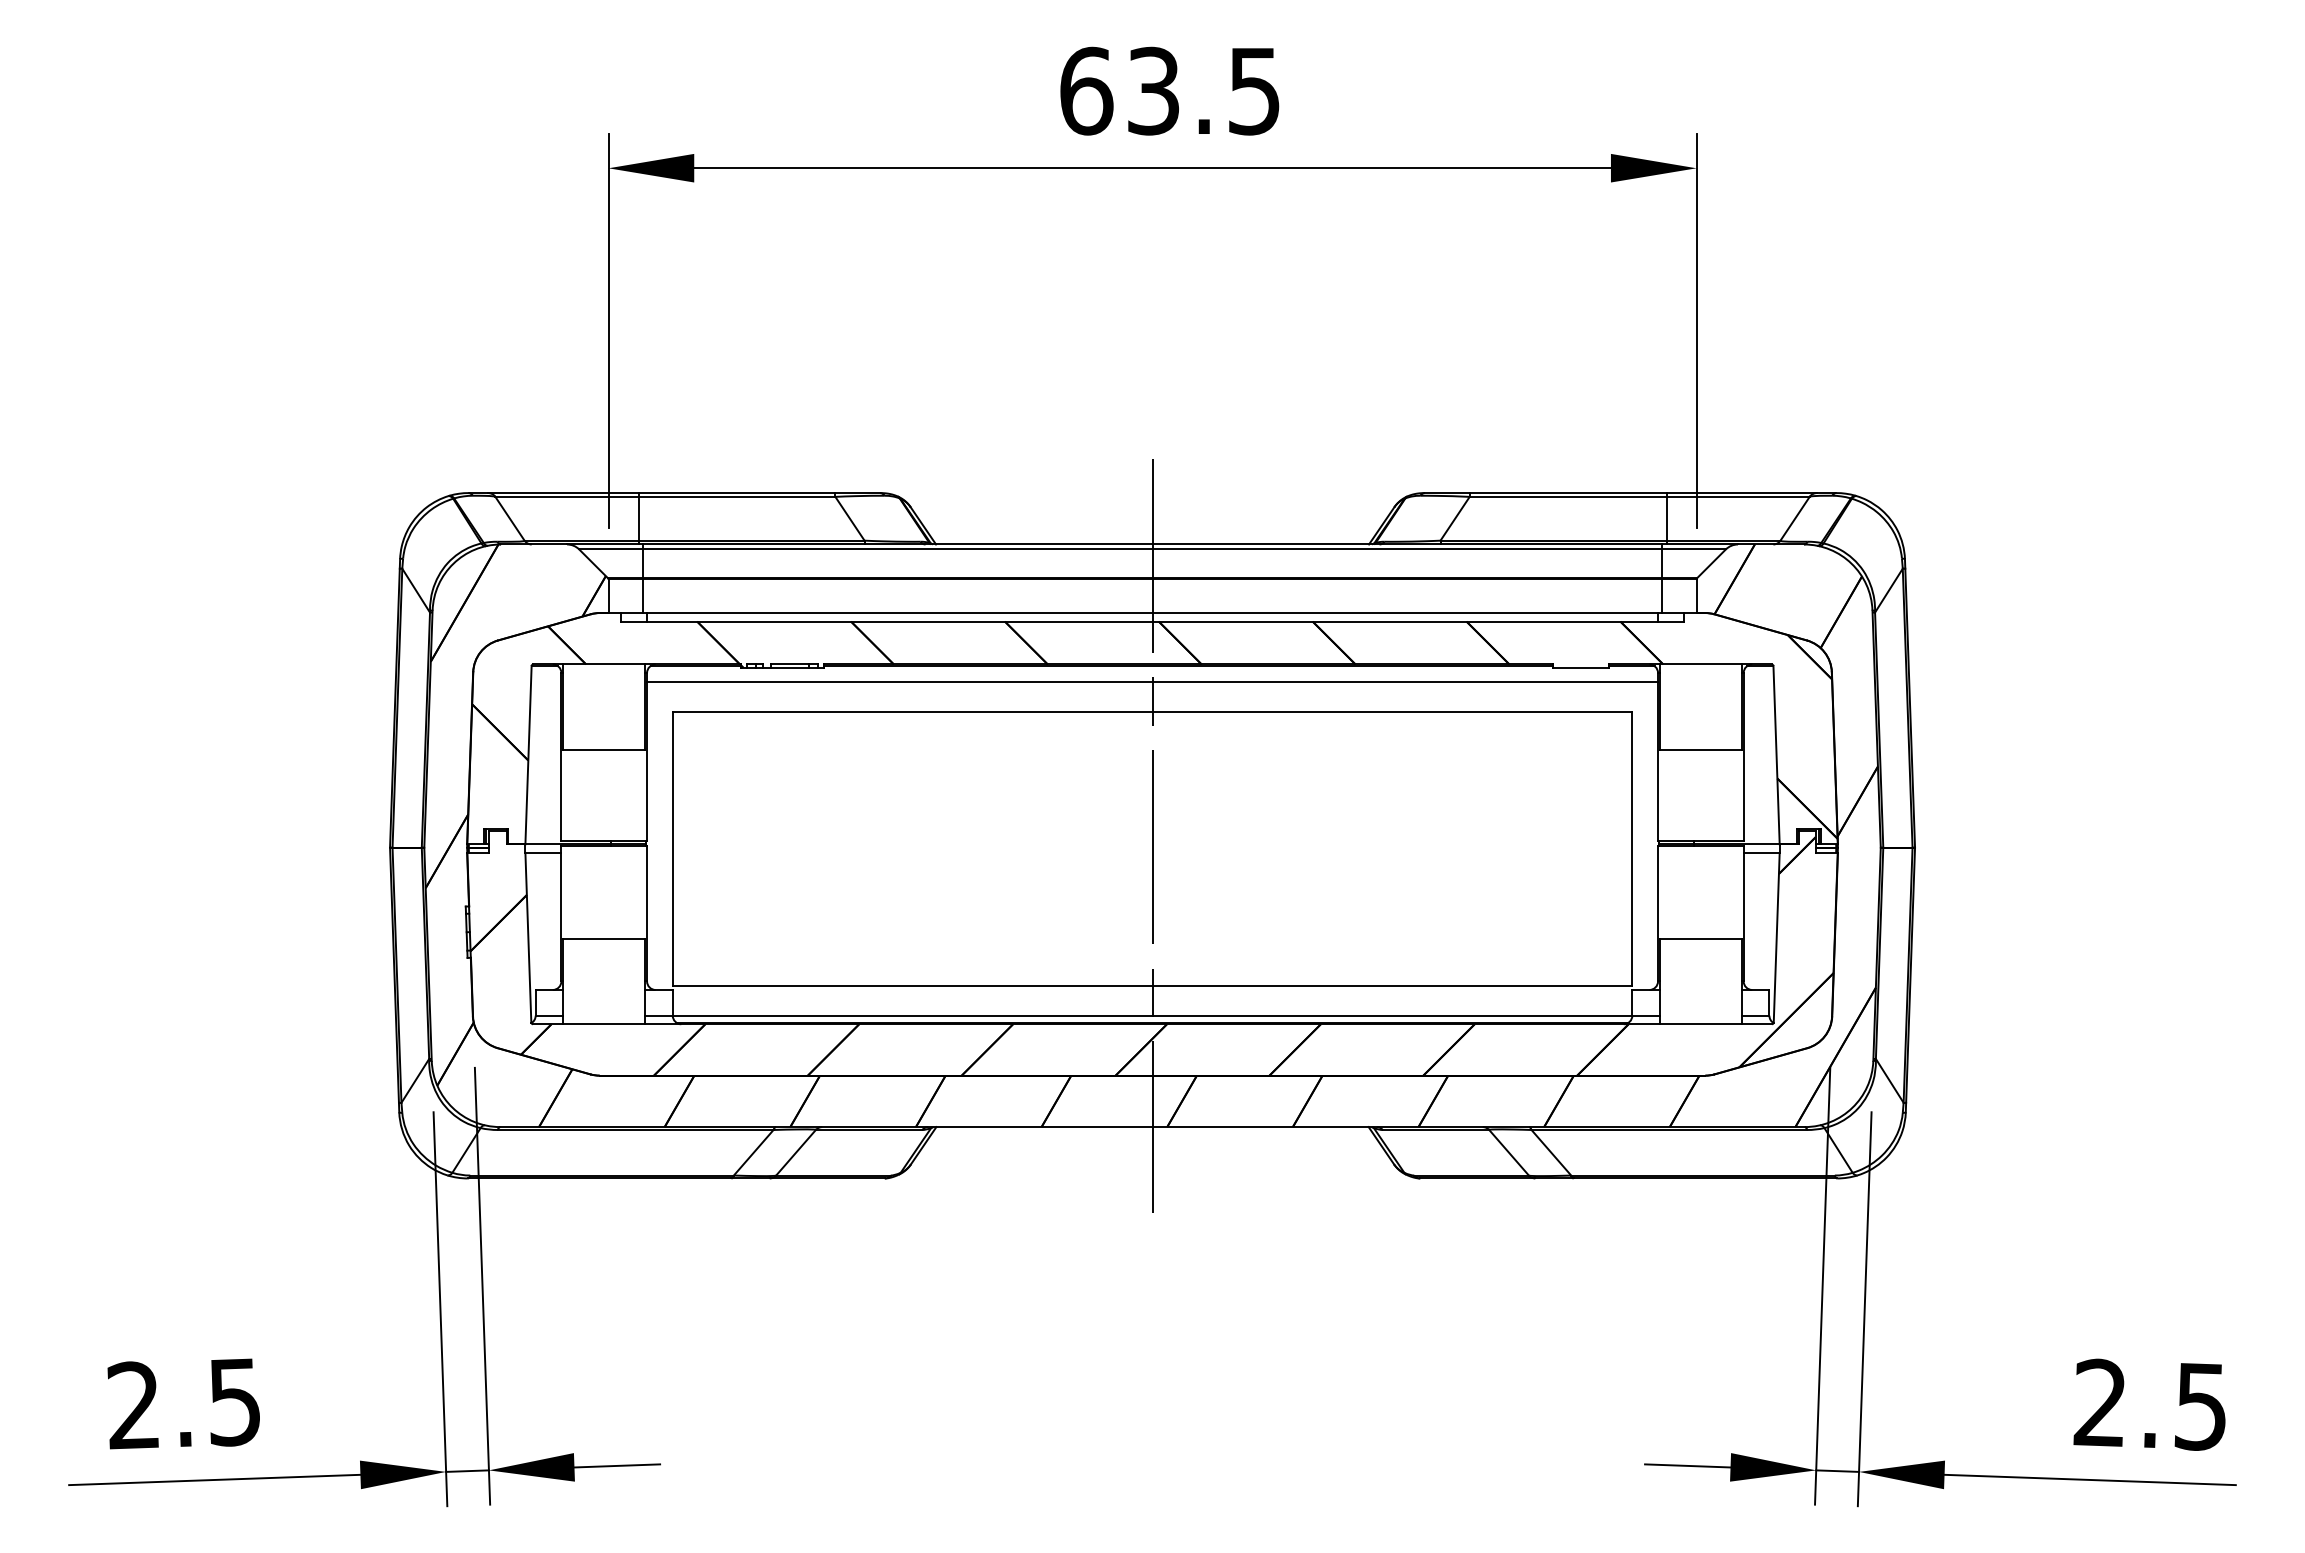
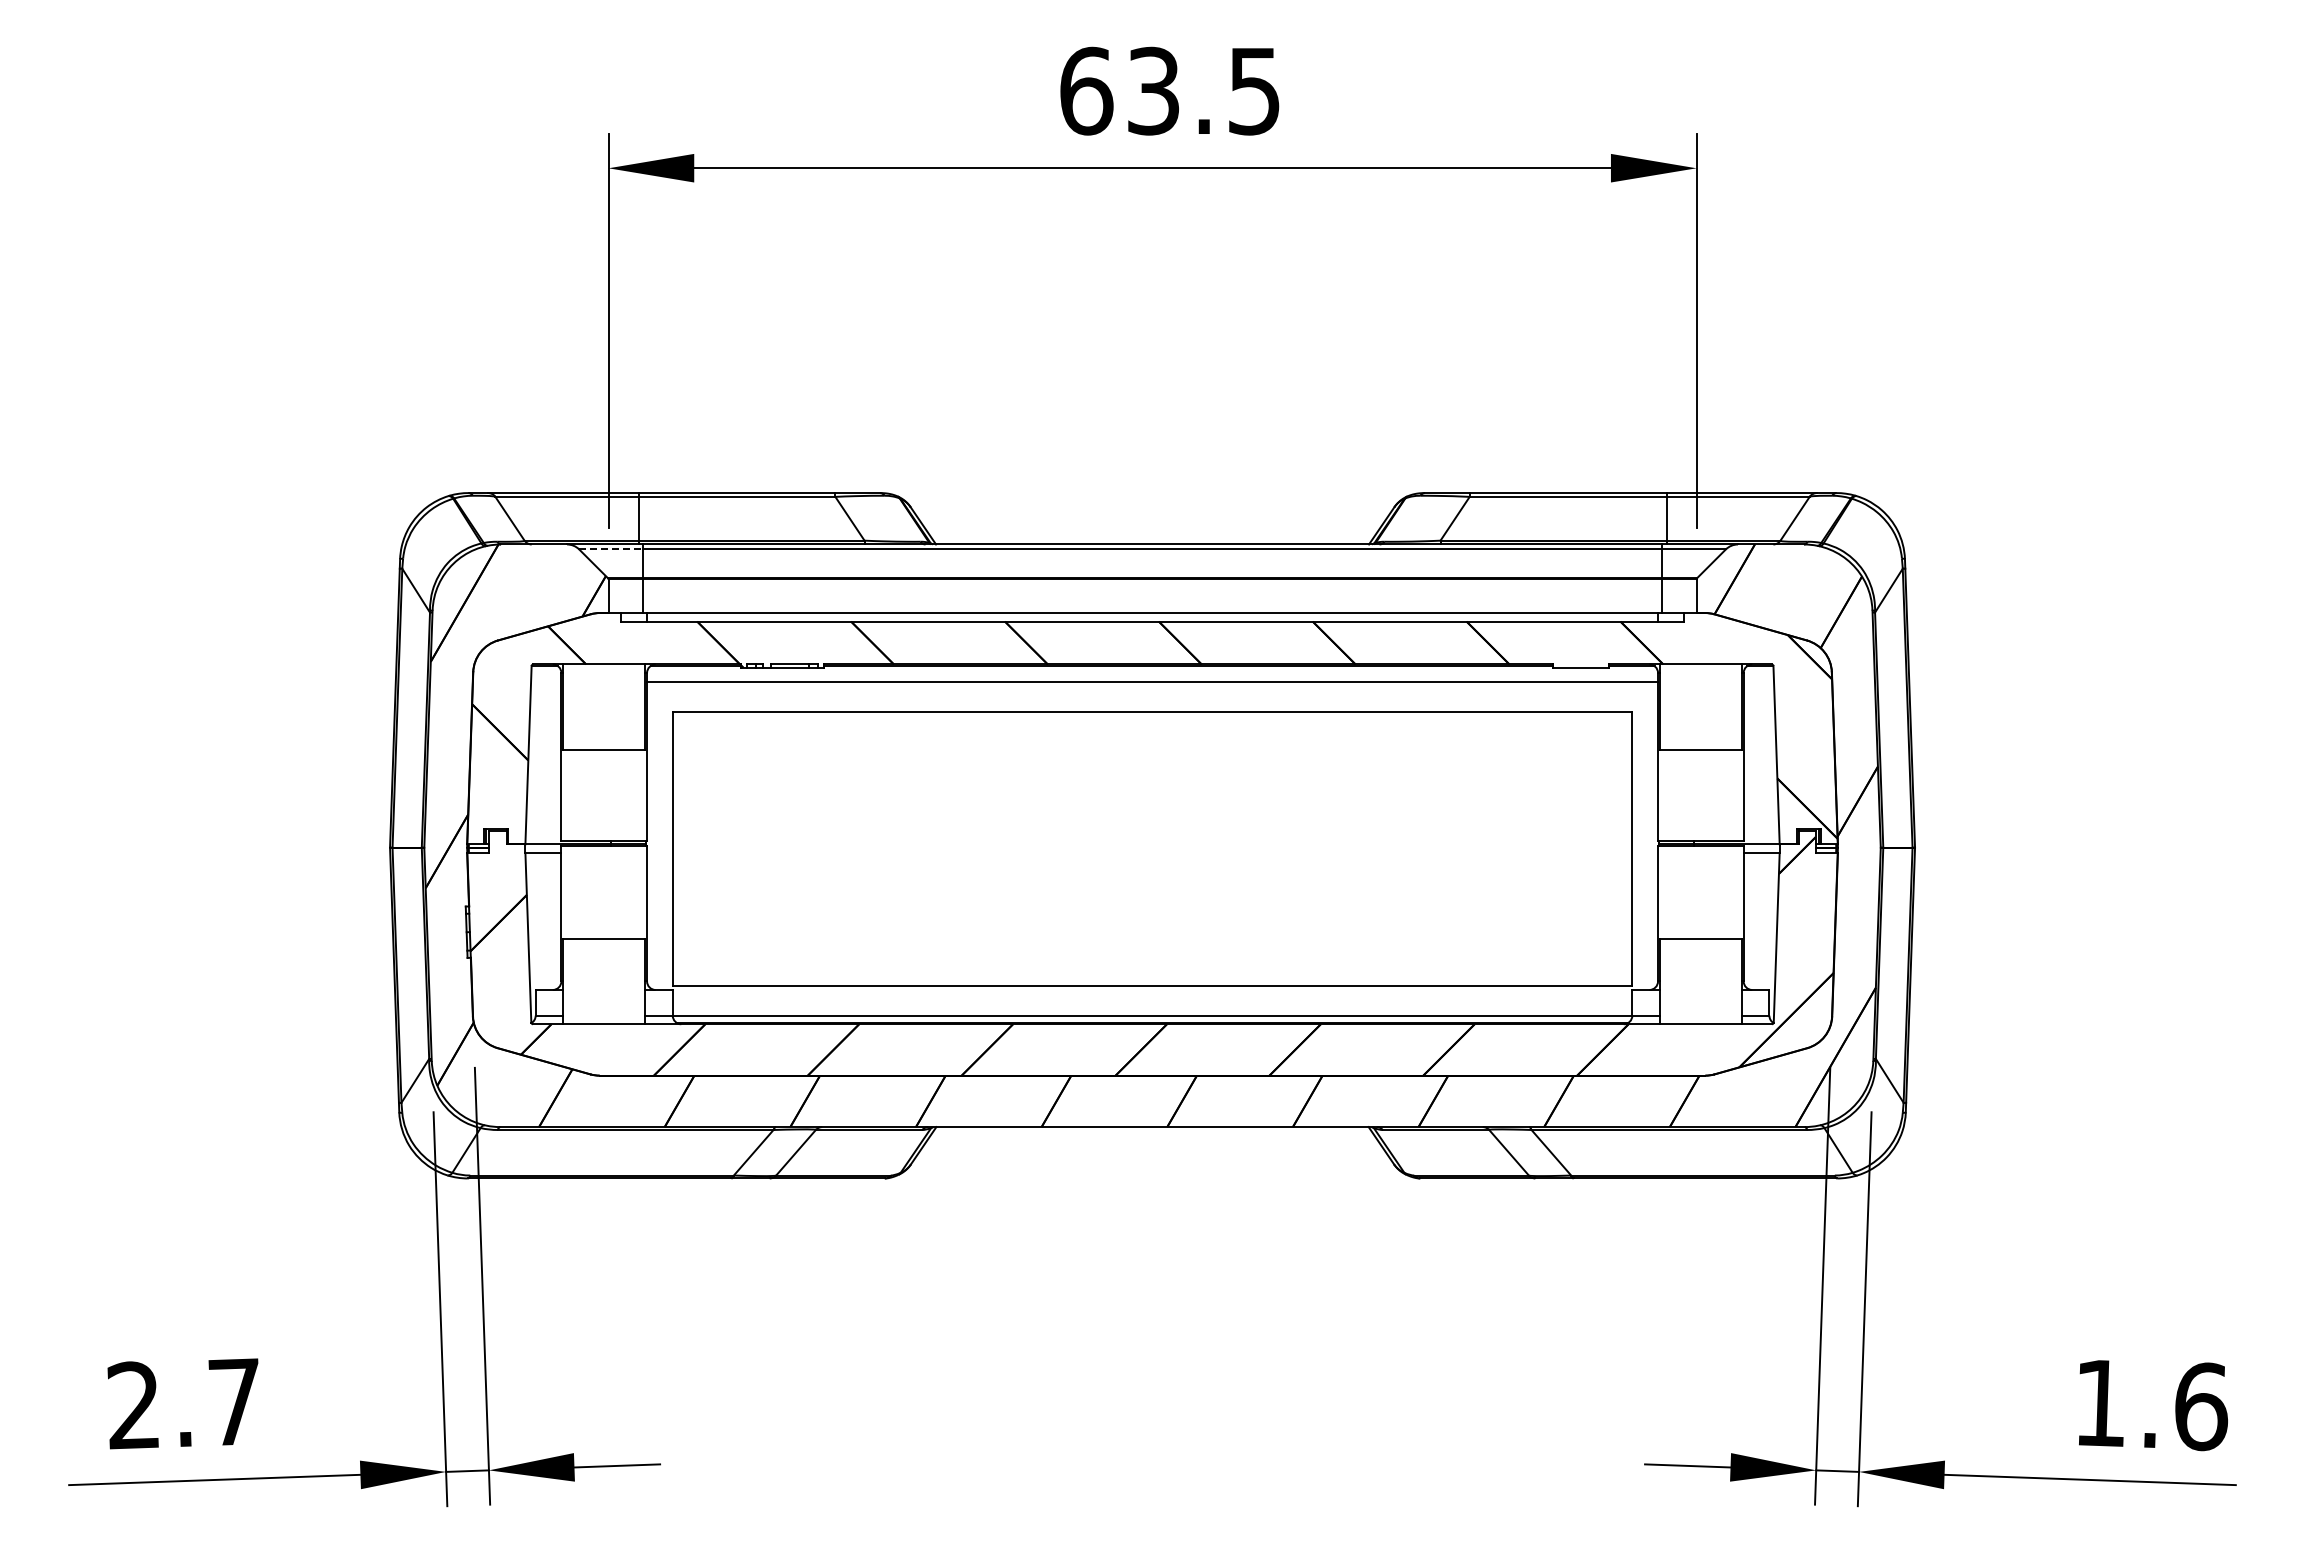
line: solid -> dashed (611, 549)
line: present -> none (1152, 835)
text: 2.5 -> 2.7 (233, 1402)
text: 2.5 -> 1.6 (2150, 1404)
